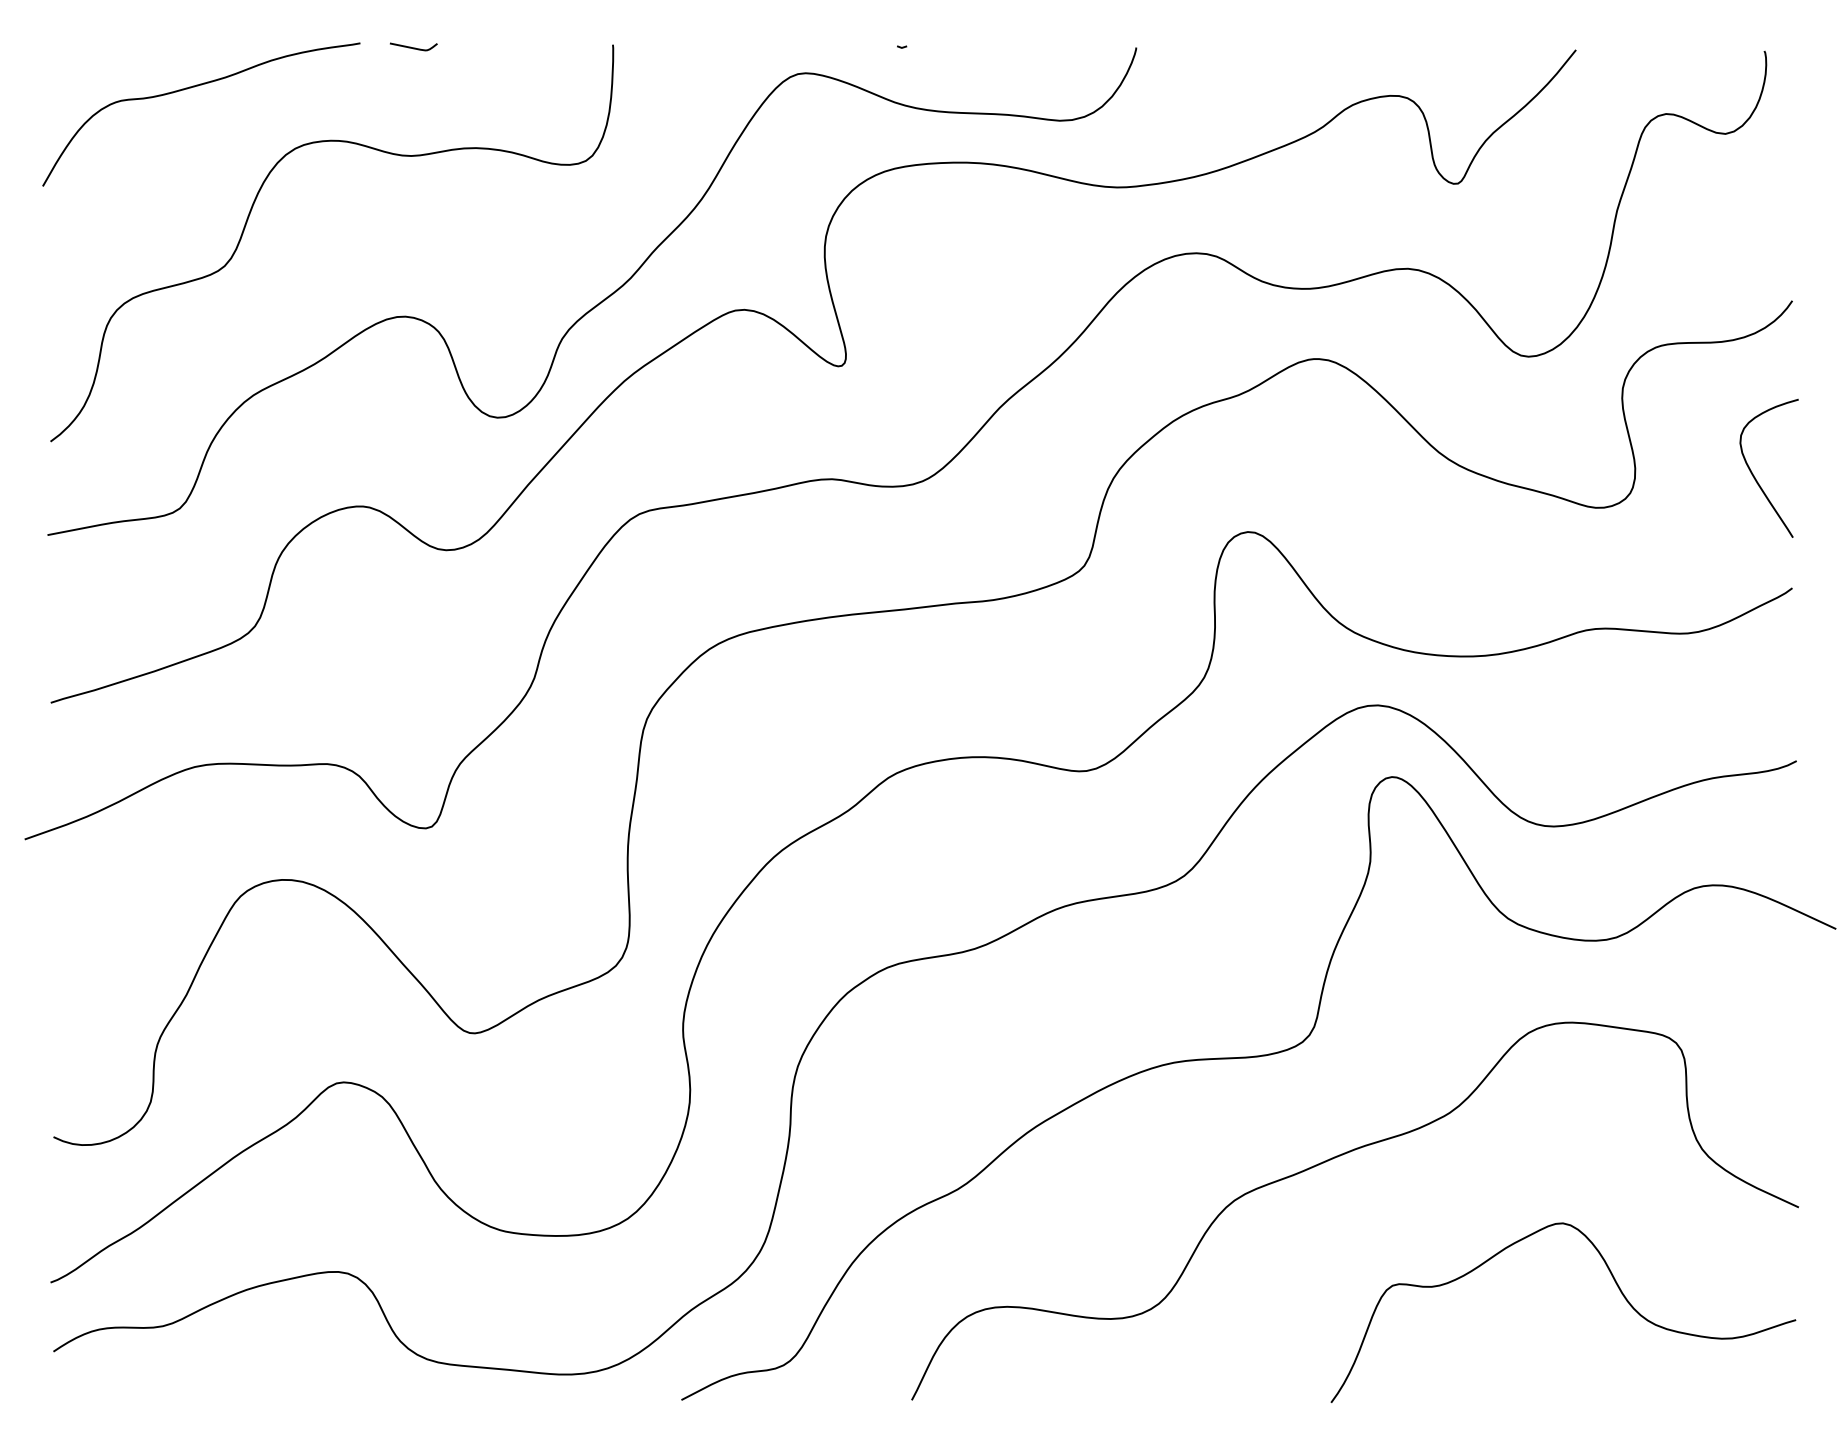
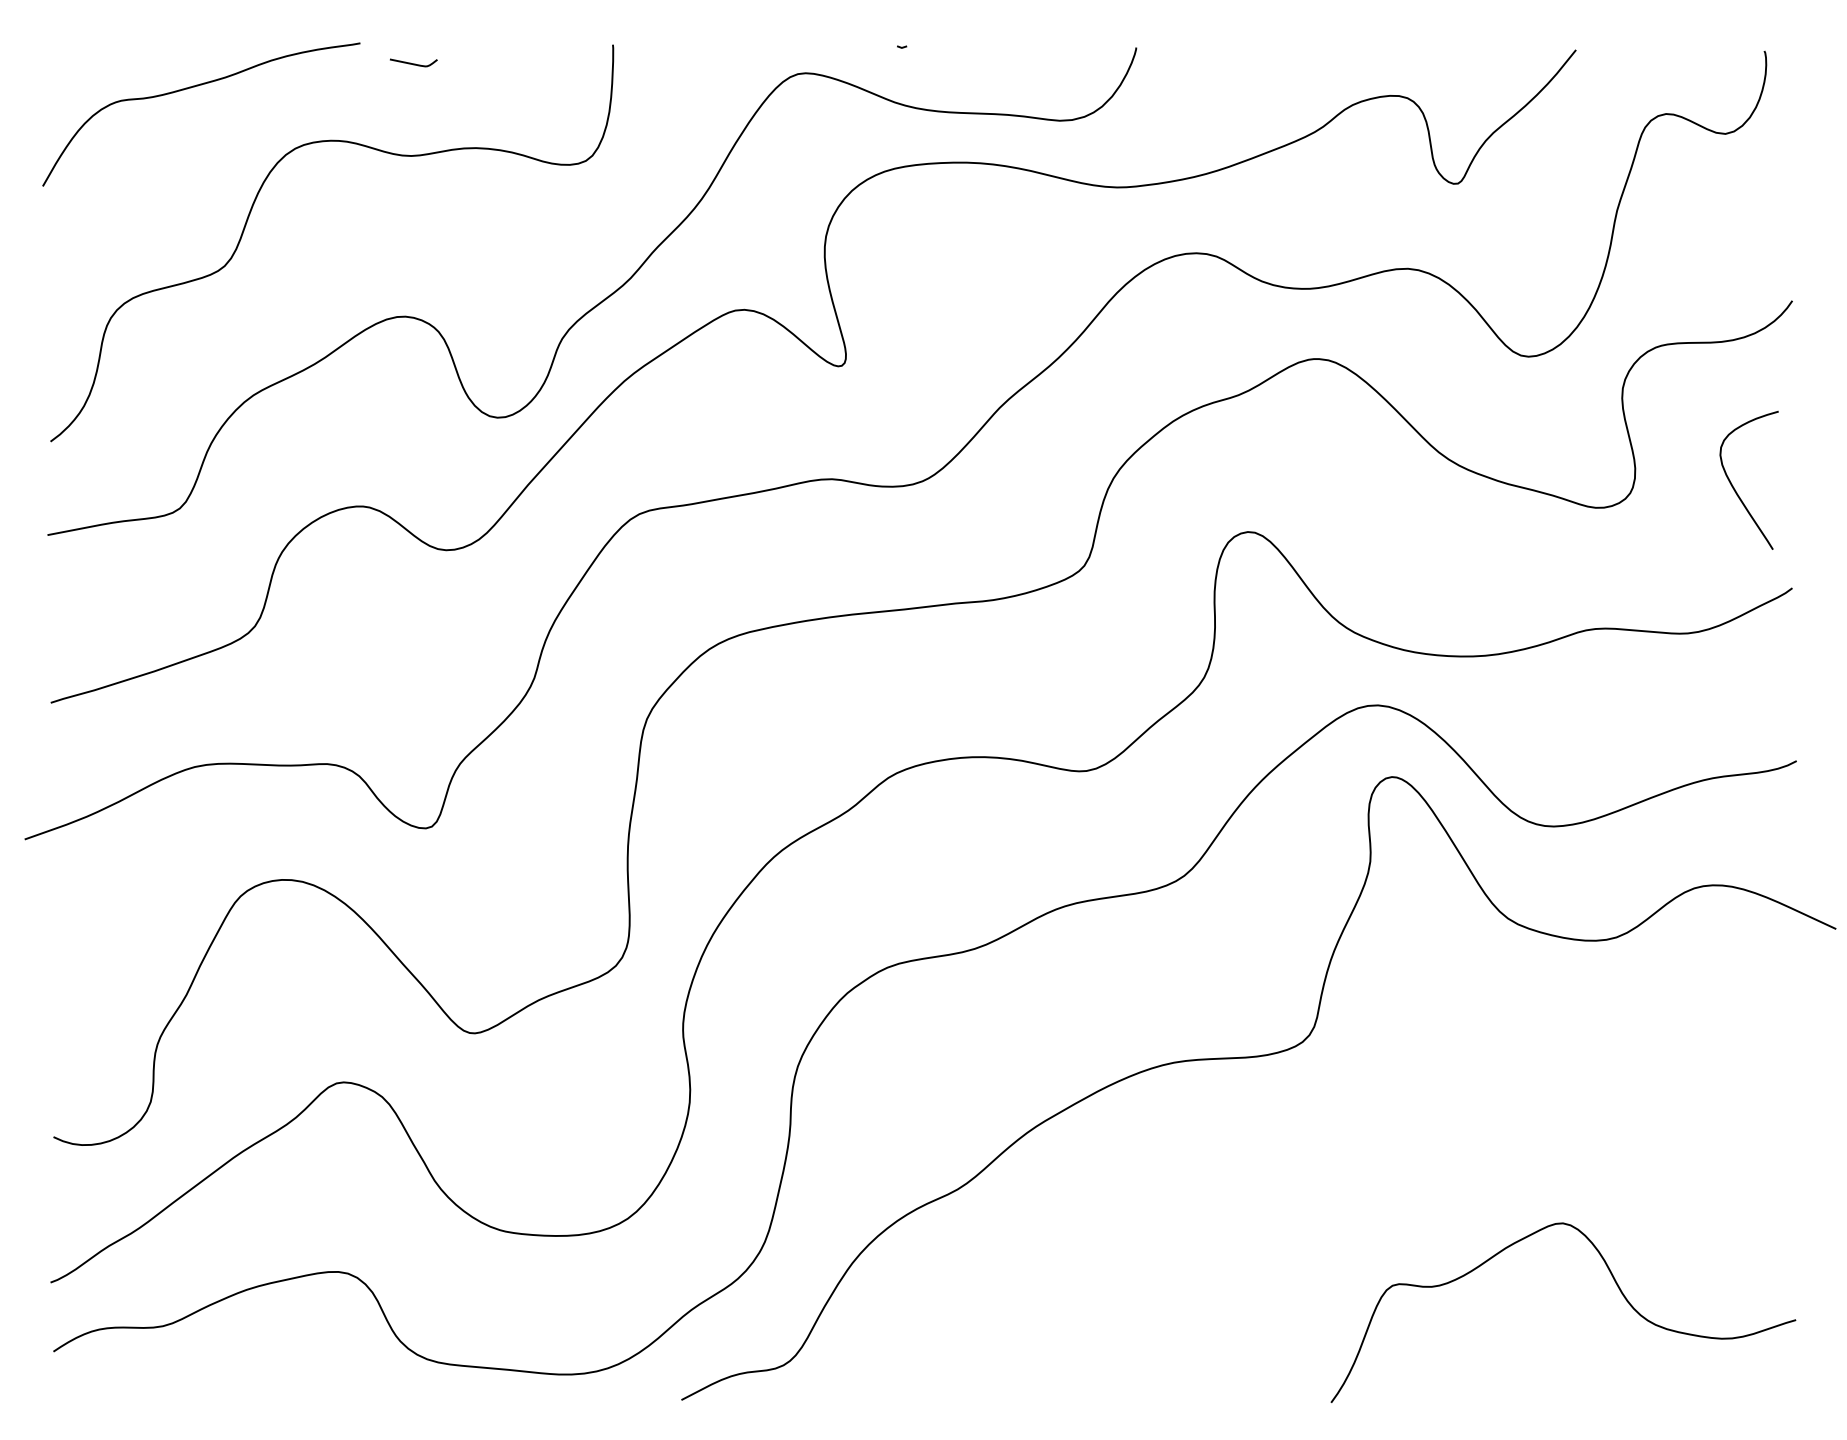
curve position: (413, 47) -> (413, 63) (413, 63)
curve position: (1754, 475) -> (1734, 487) (1734, 487)
curve: present -> none (1335, 1158)
